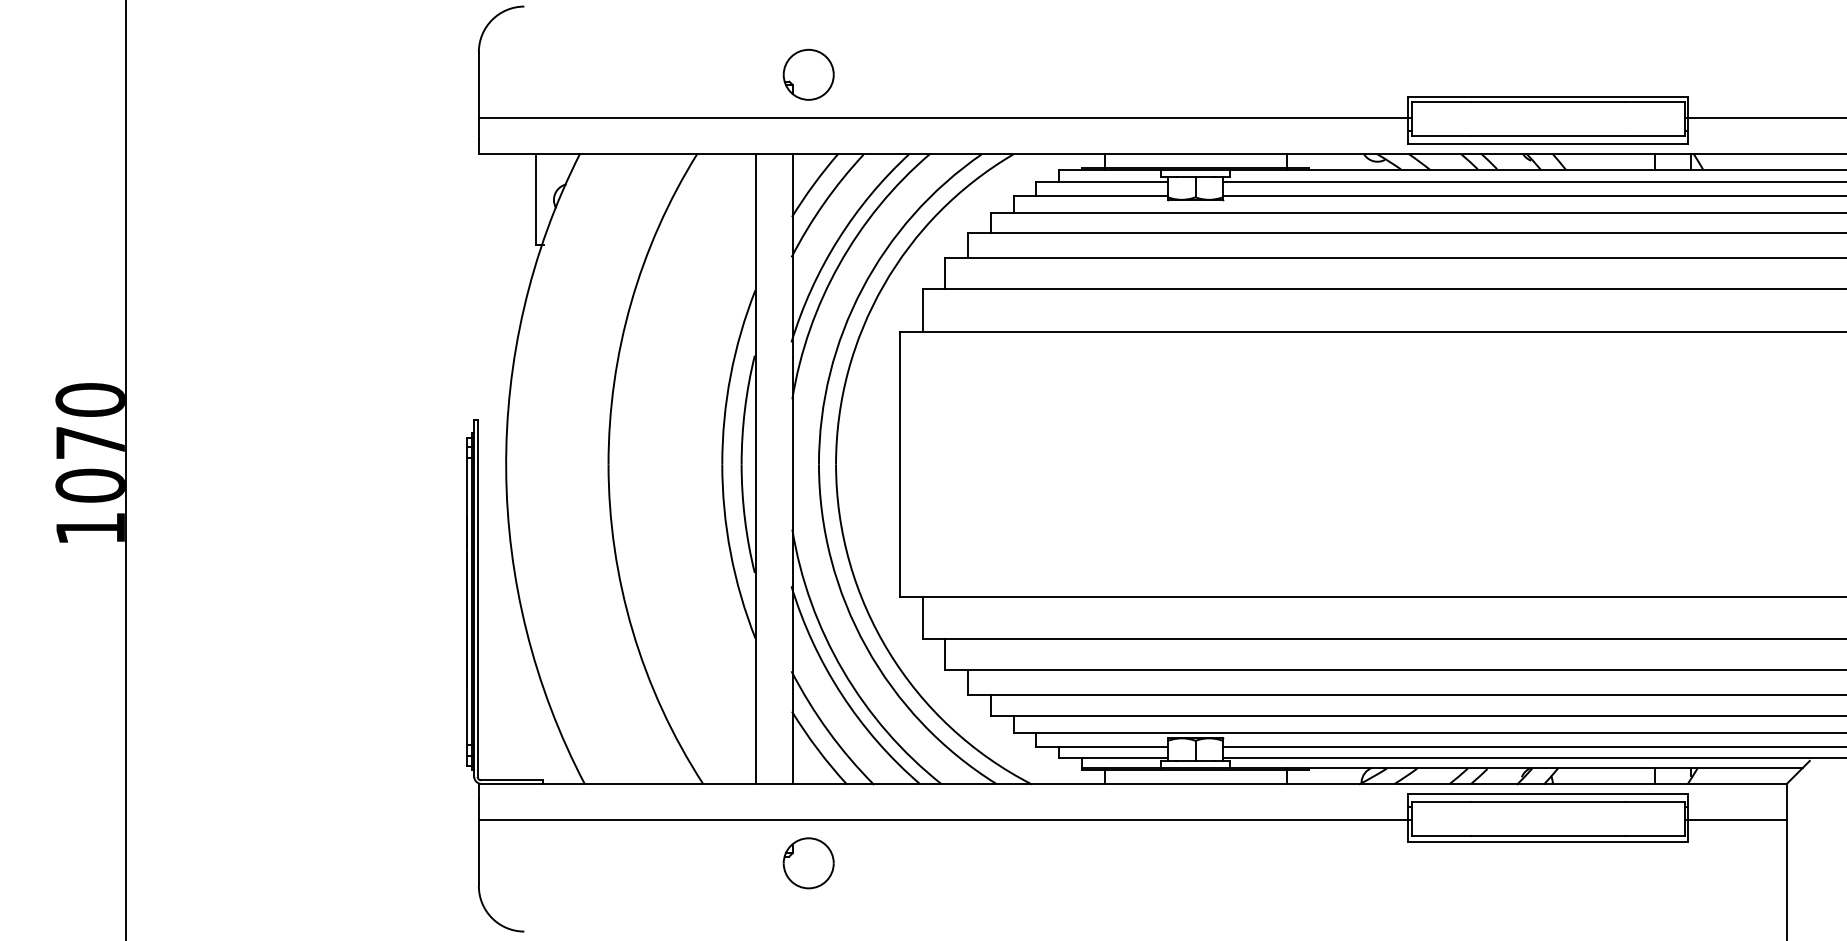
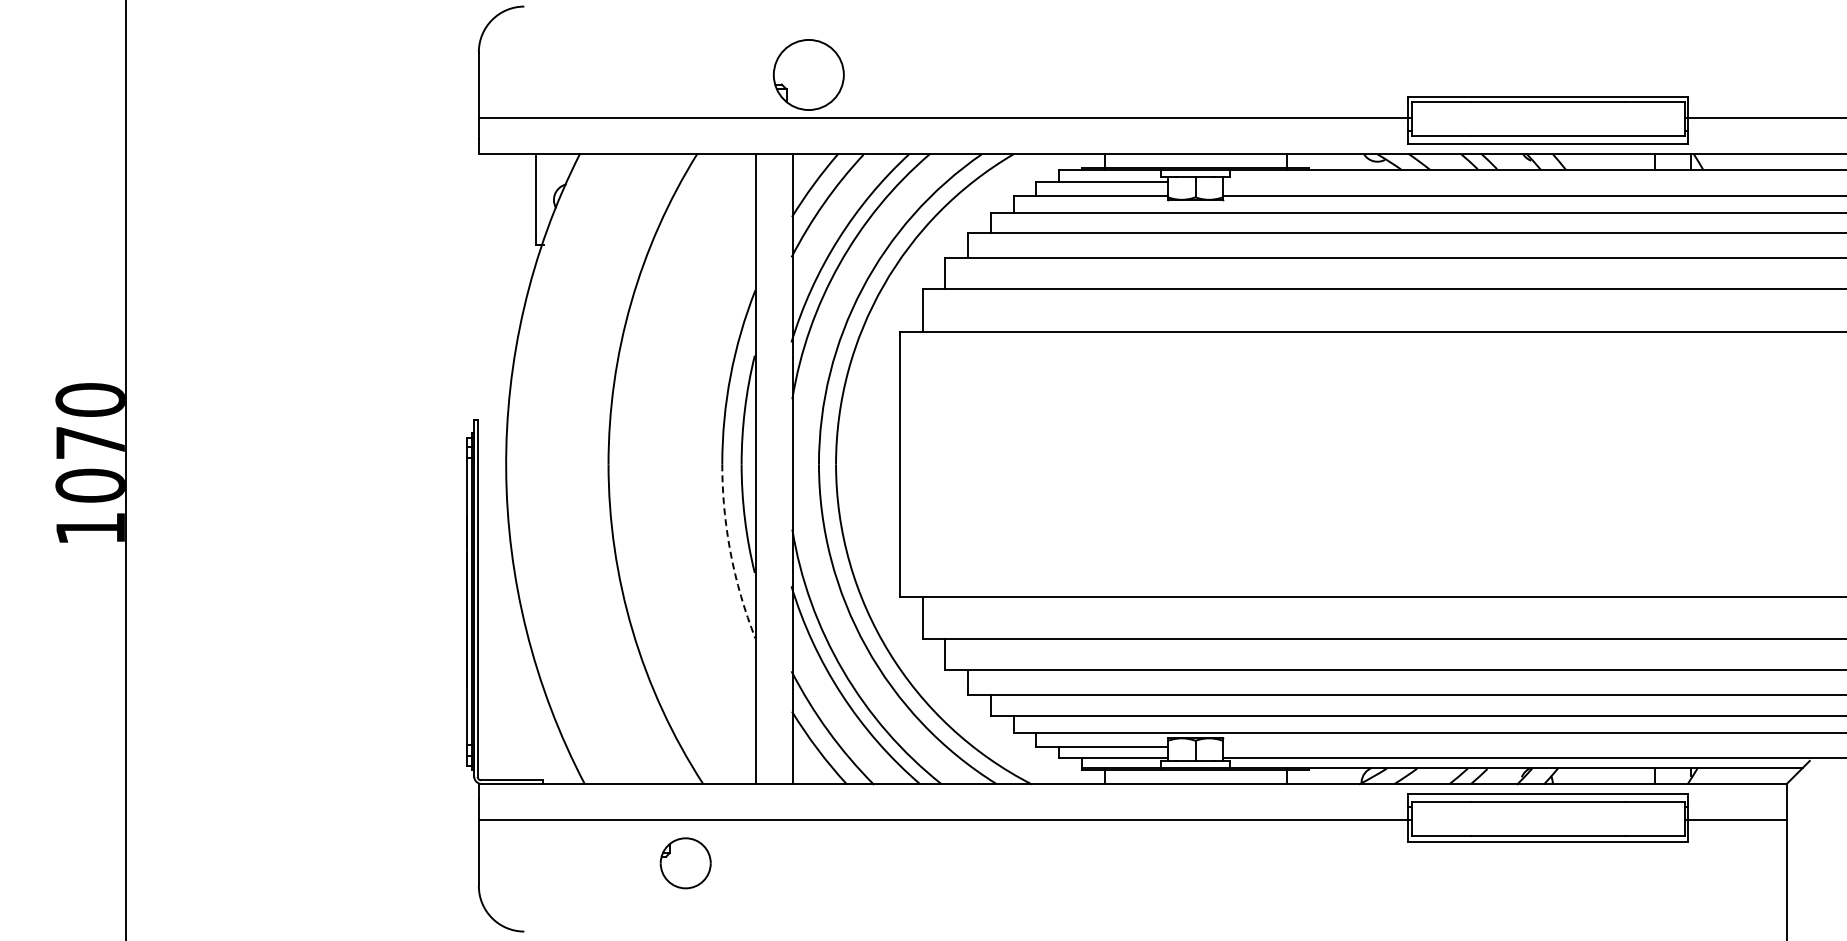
part size: 53x53 px -> 73x72 px (808, 74)
line: present -> none (1532, 181)
arc: solid -> dashed (730, 553)
line: present -> none (1532, 746)
part position: (808, 863) -> (685, 863) (685, 863)
